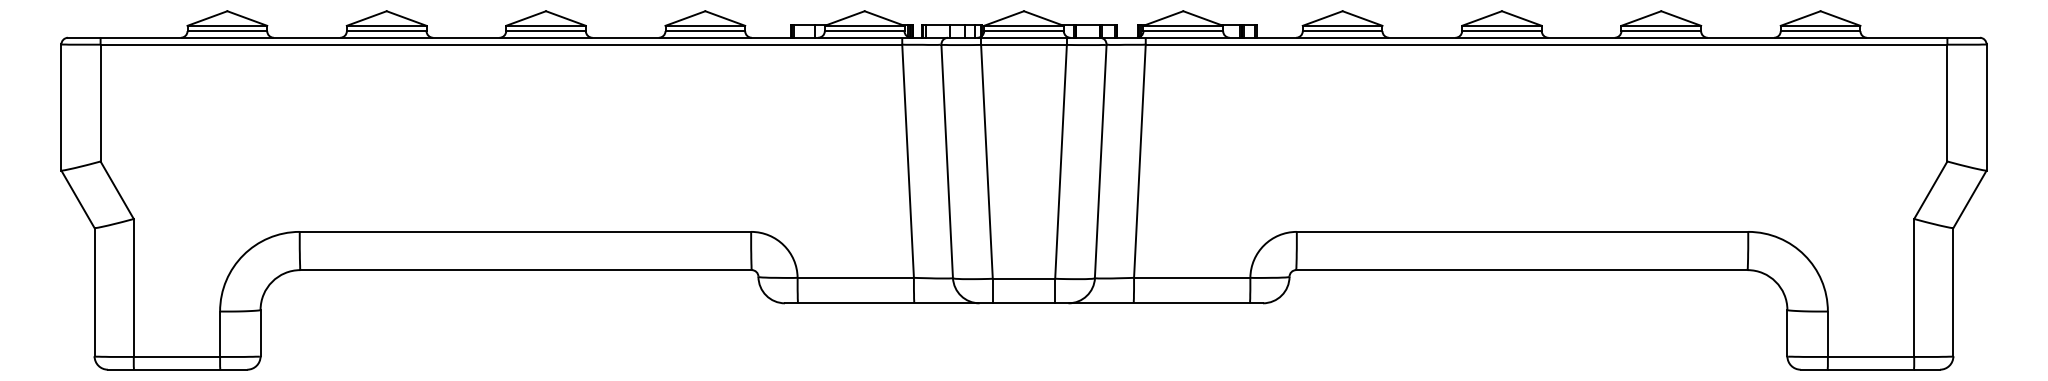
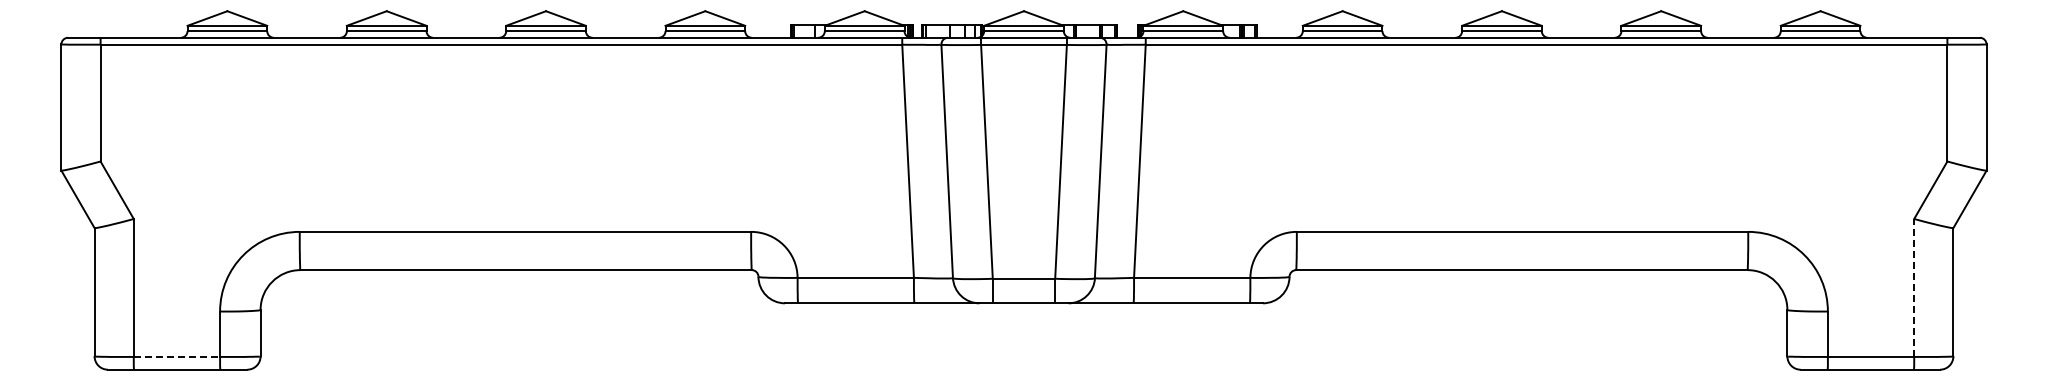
line: solid -> dashed (1914, 287)
line: solid -> dashed (177, 356)
